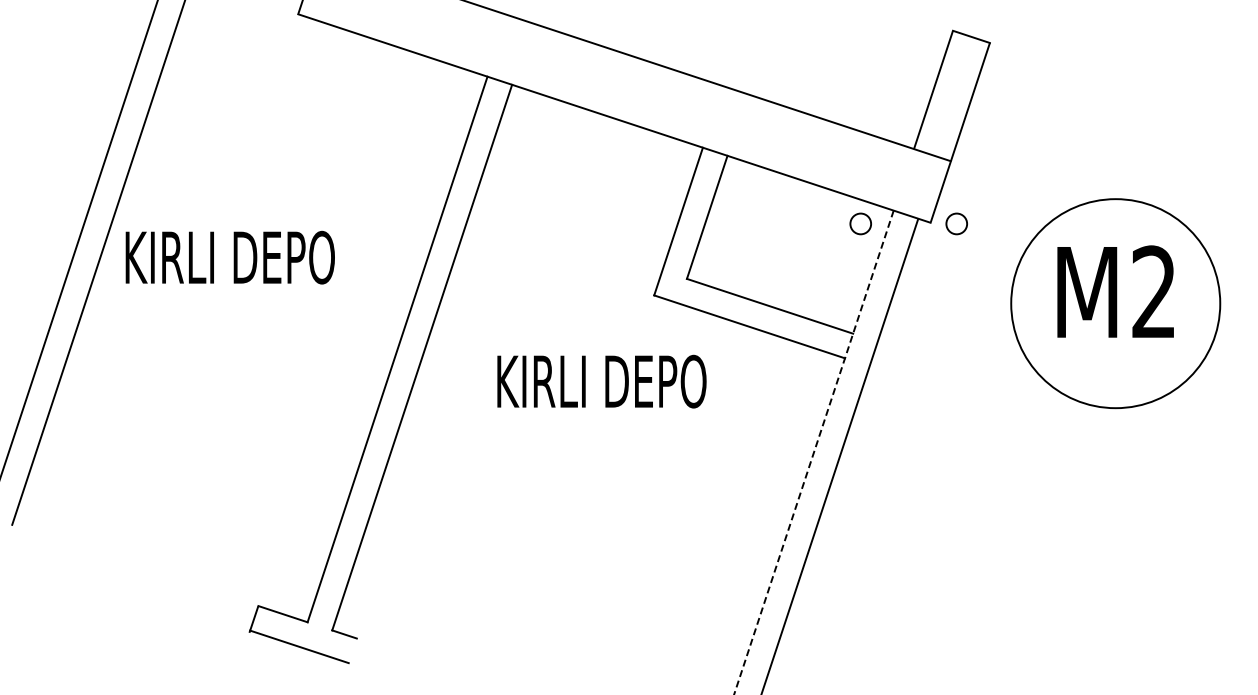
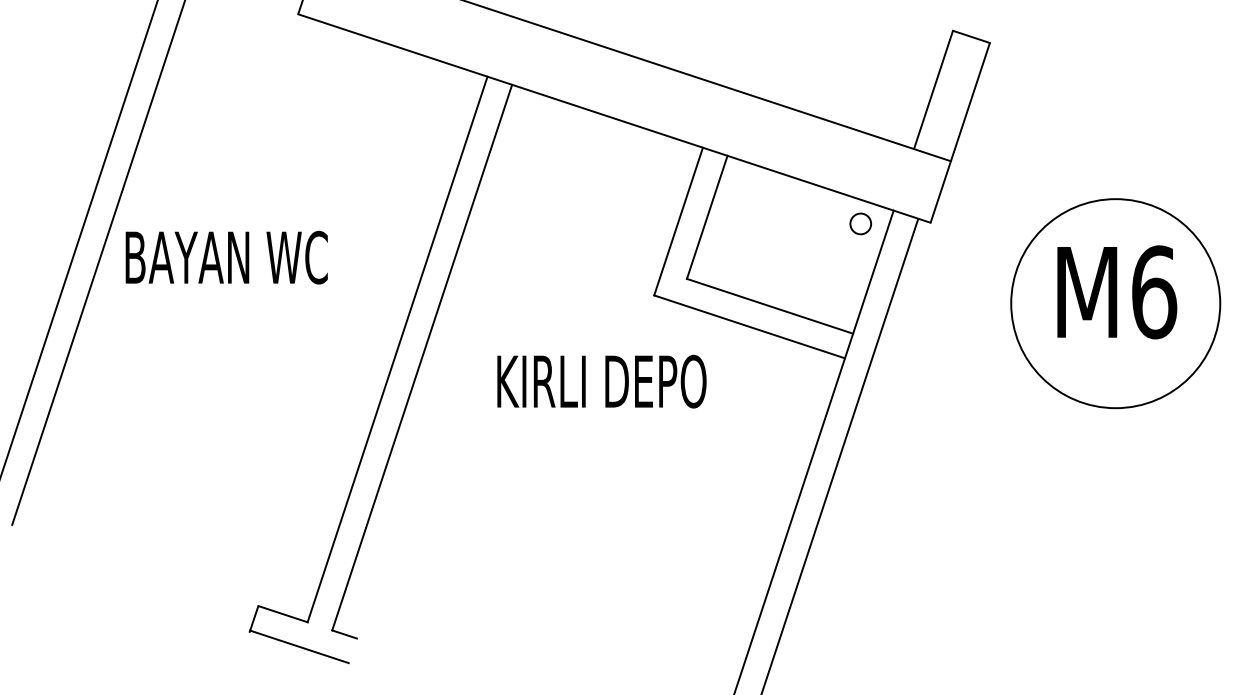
circle: present -> none (956, 223)
text: KIRLI DEPO -> BAYAN WC (231, 257)
text: M2 -> M6 (1154, 292)
line: dashed -> solid (813, 452)
